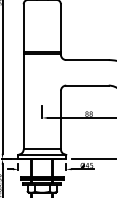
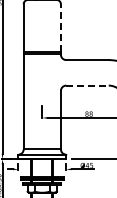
line: solid -> dashed (60, 28)
line: solid -> dashed (87, 85)
